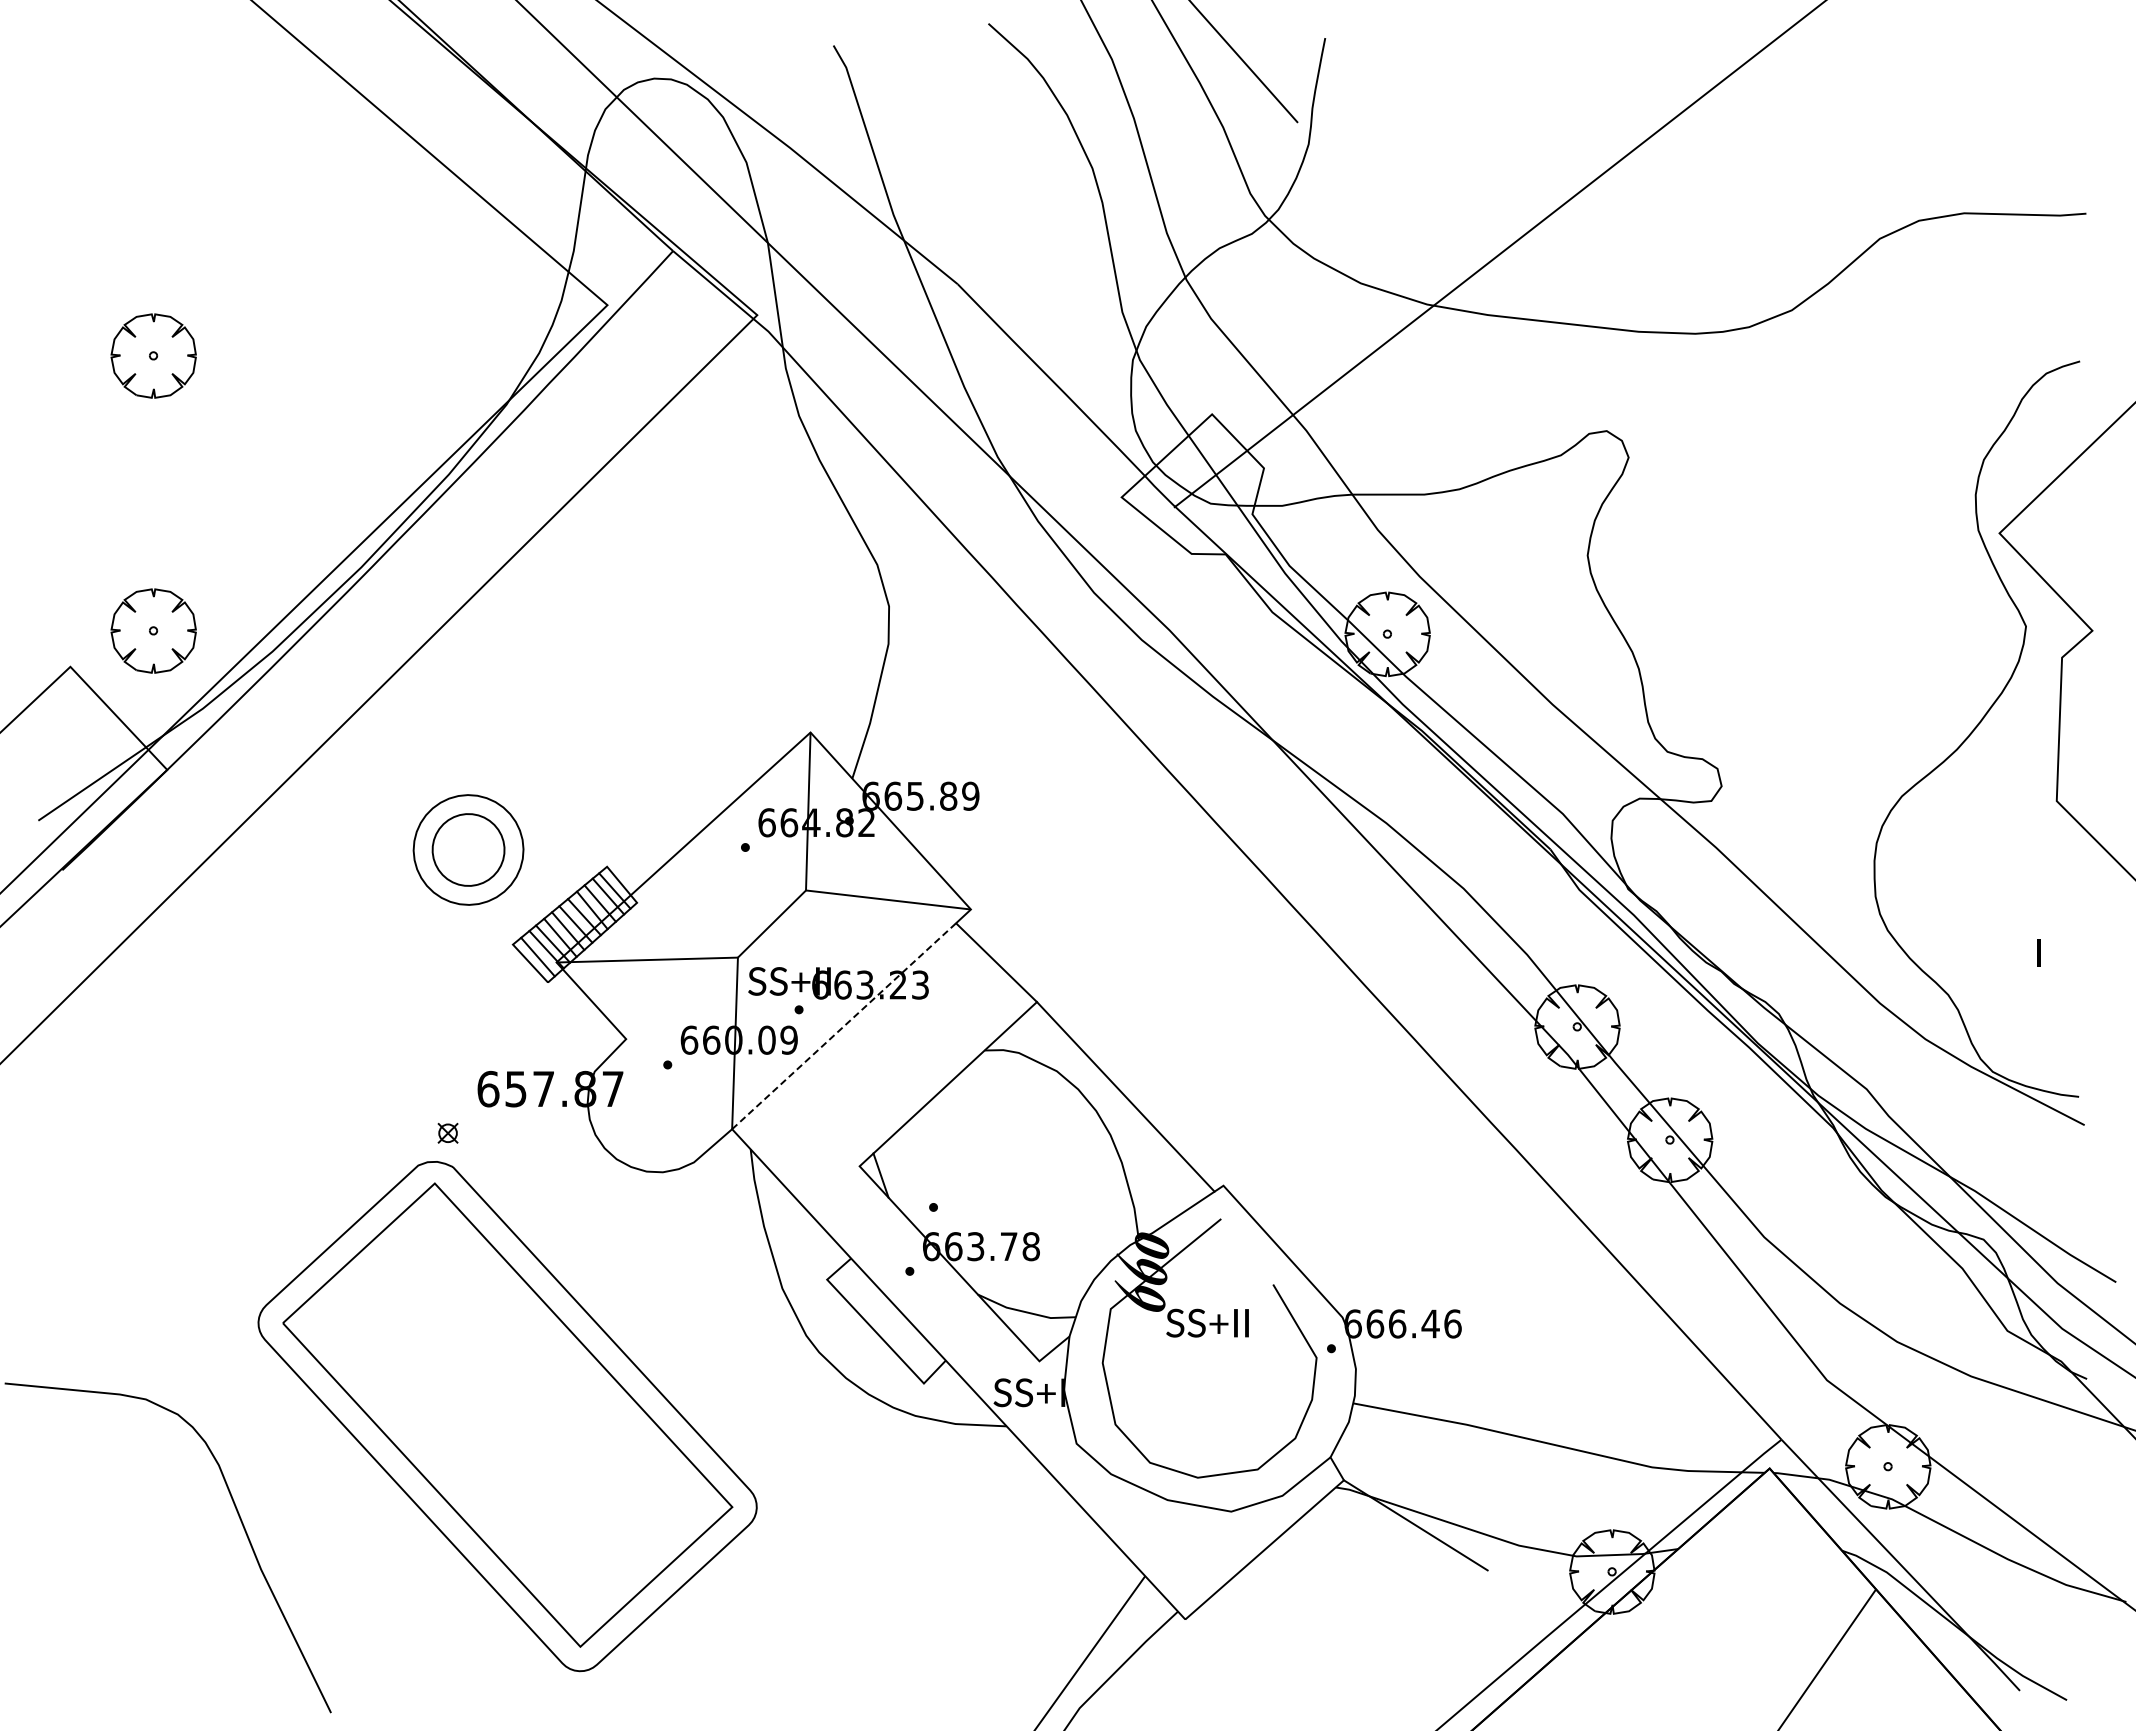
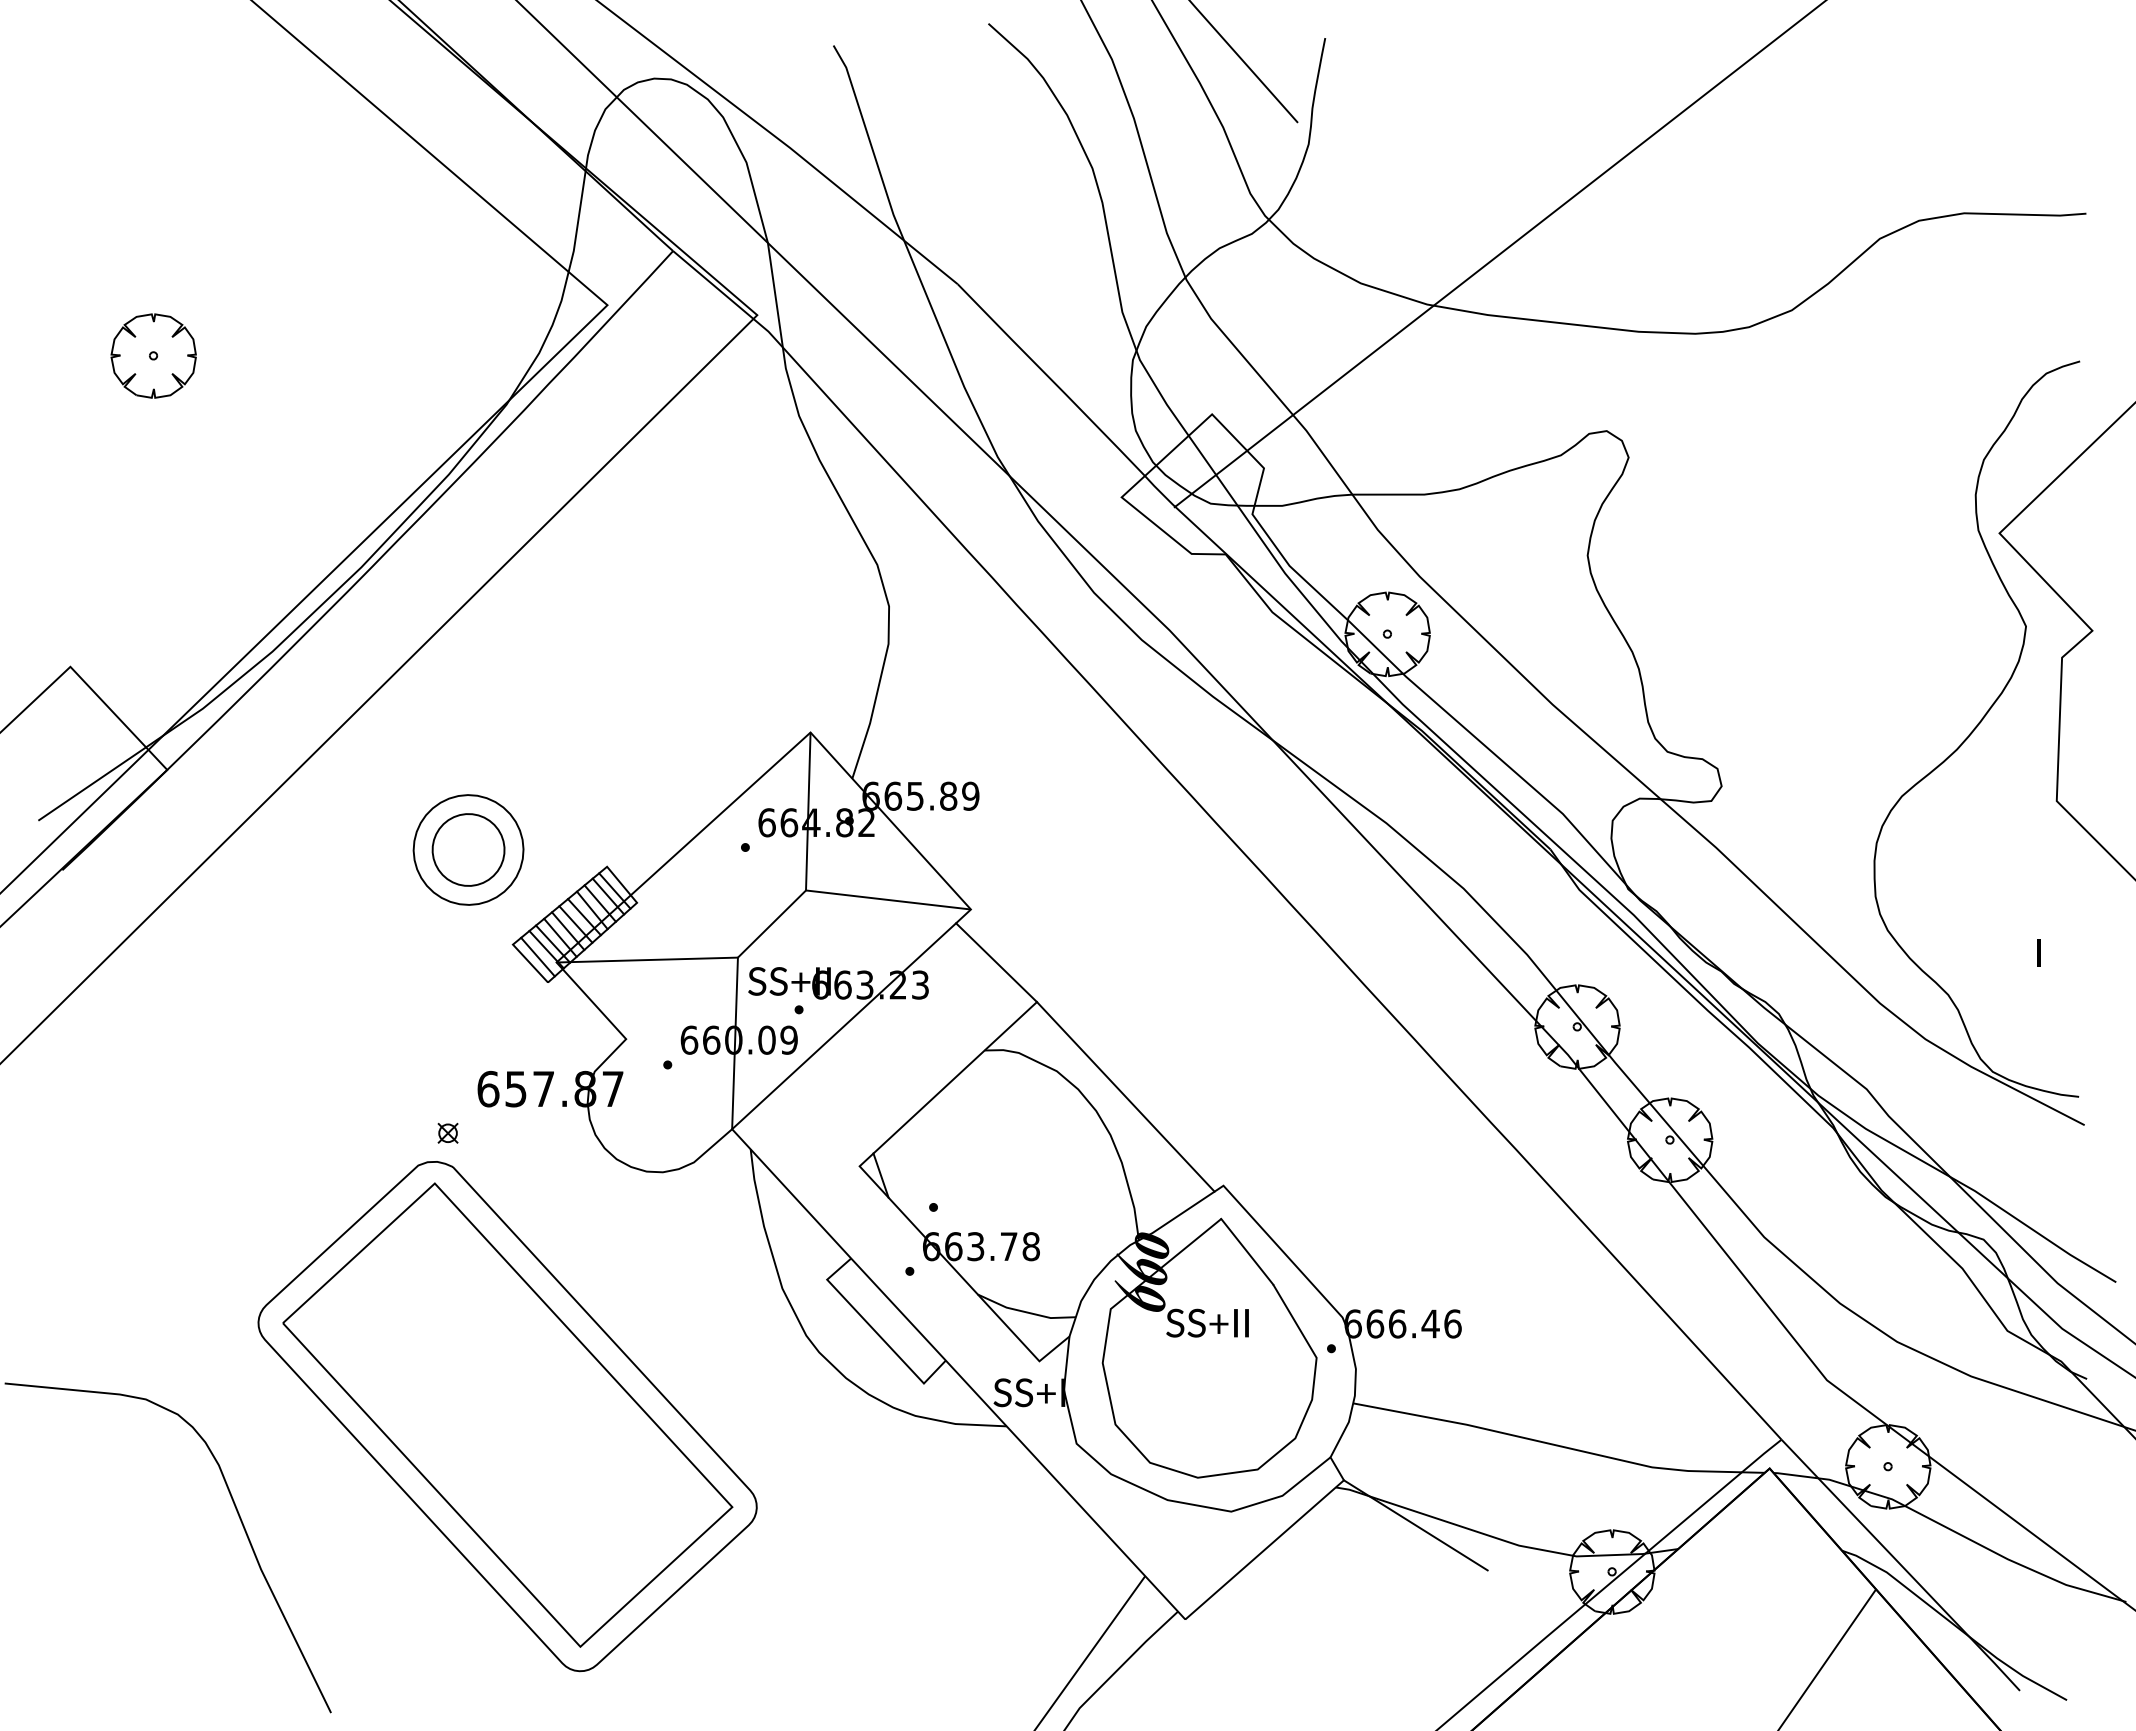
part: present -> none (153, 630)
line: dashed -> solid (844, 1025)
line: none -> present (1247, 1251)
